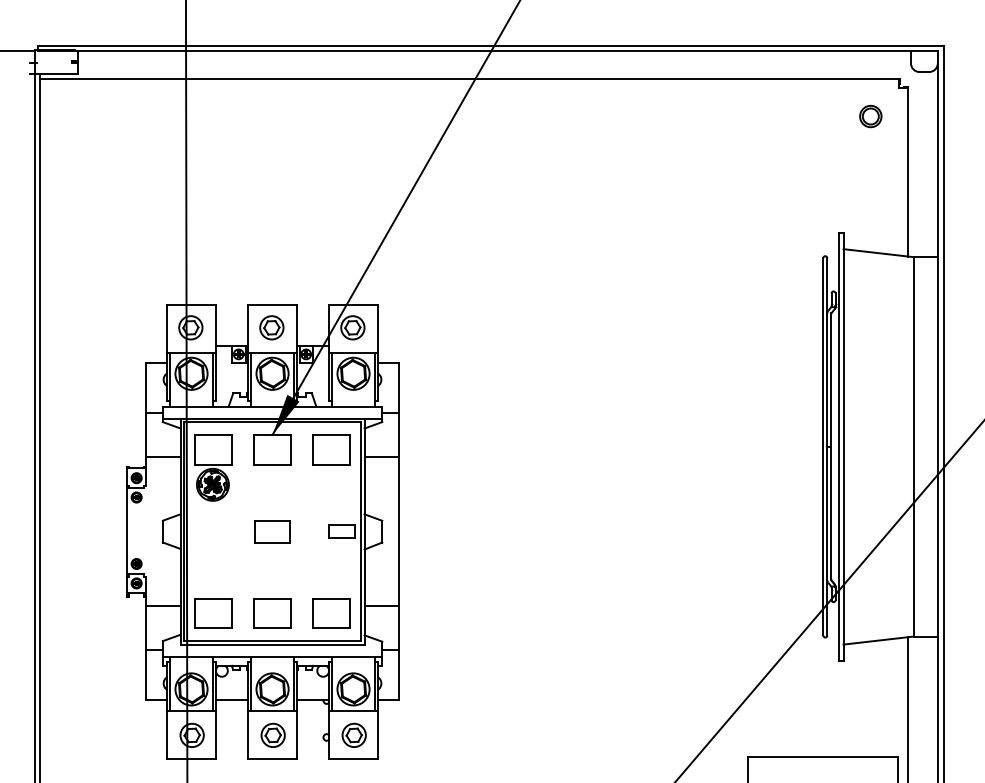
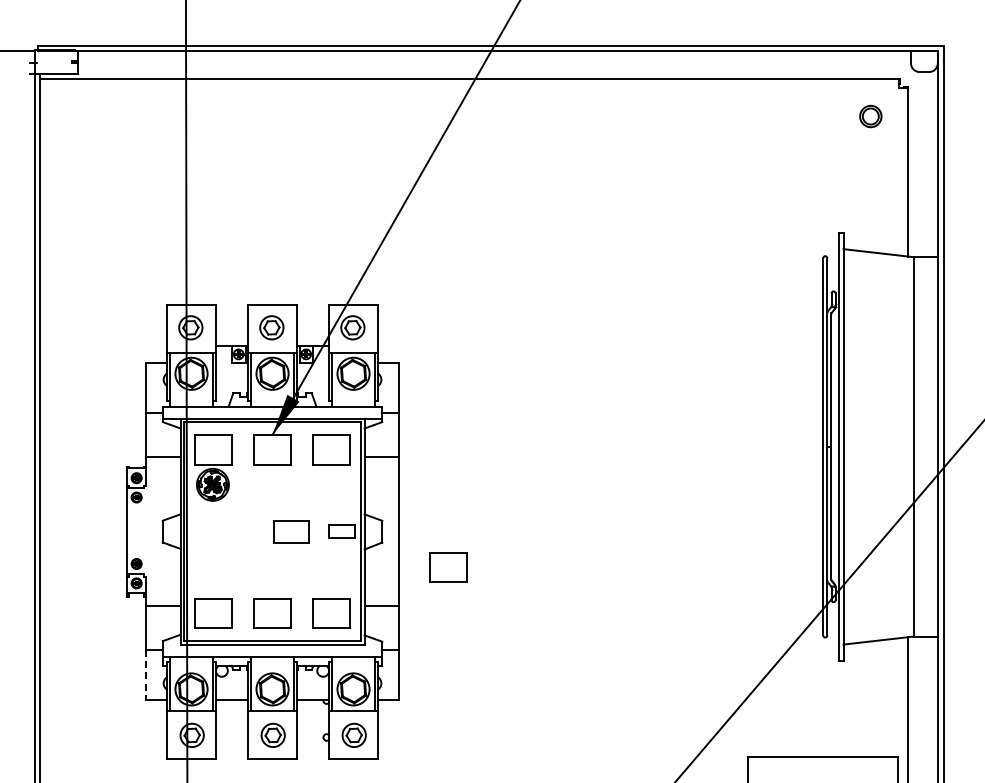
part position: (272, 531) -> (291, 531) (291, 531)
part: none -> present (448, 567)
line: solid -> dashed (145, 675)
